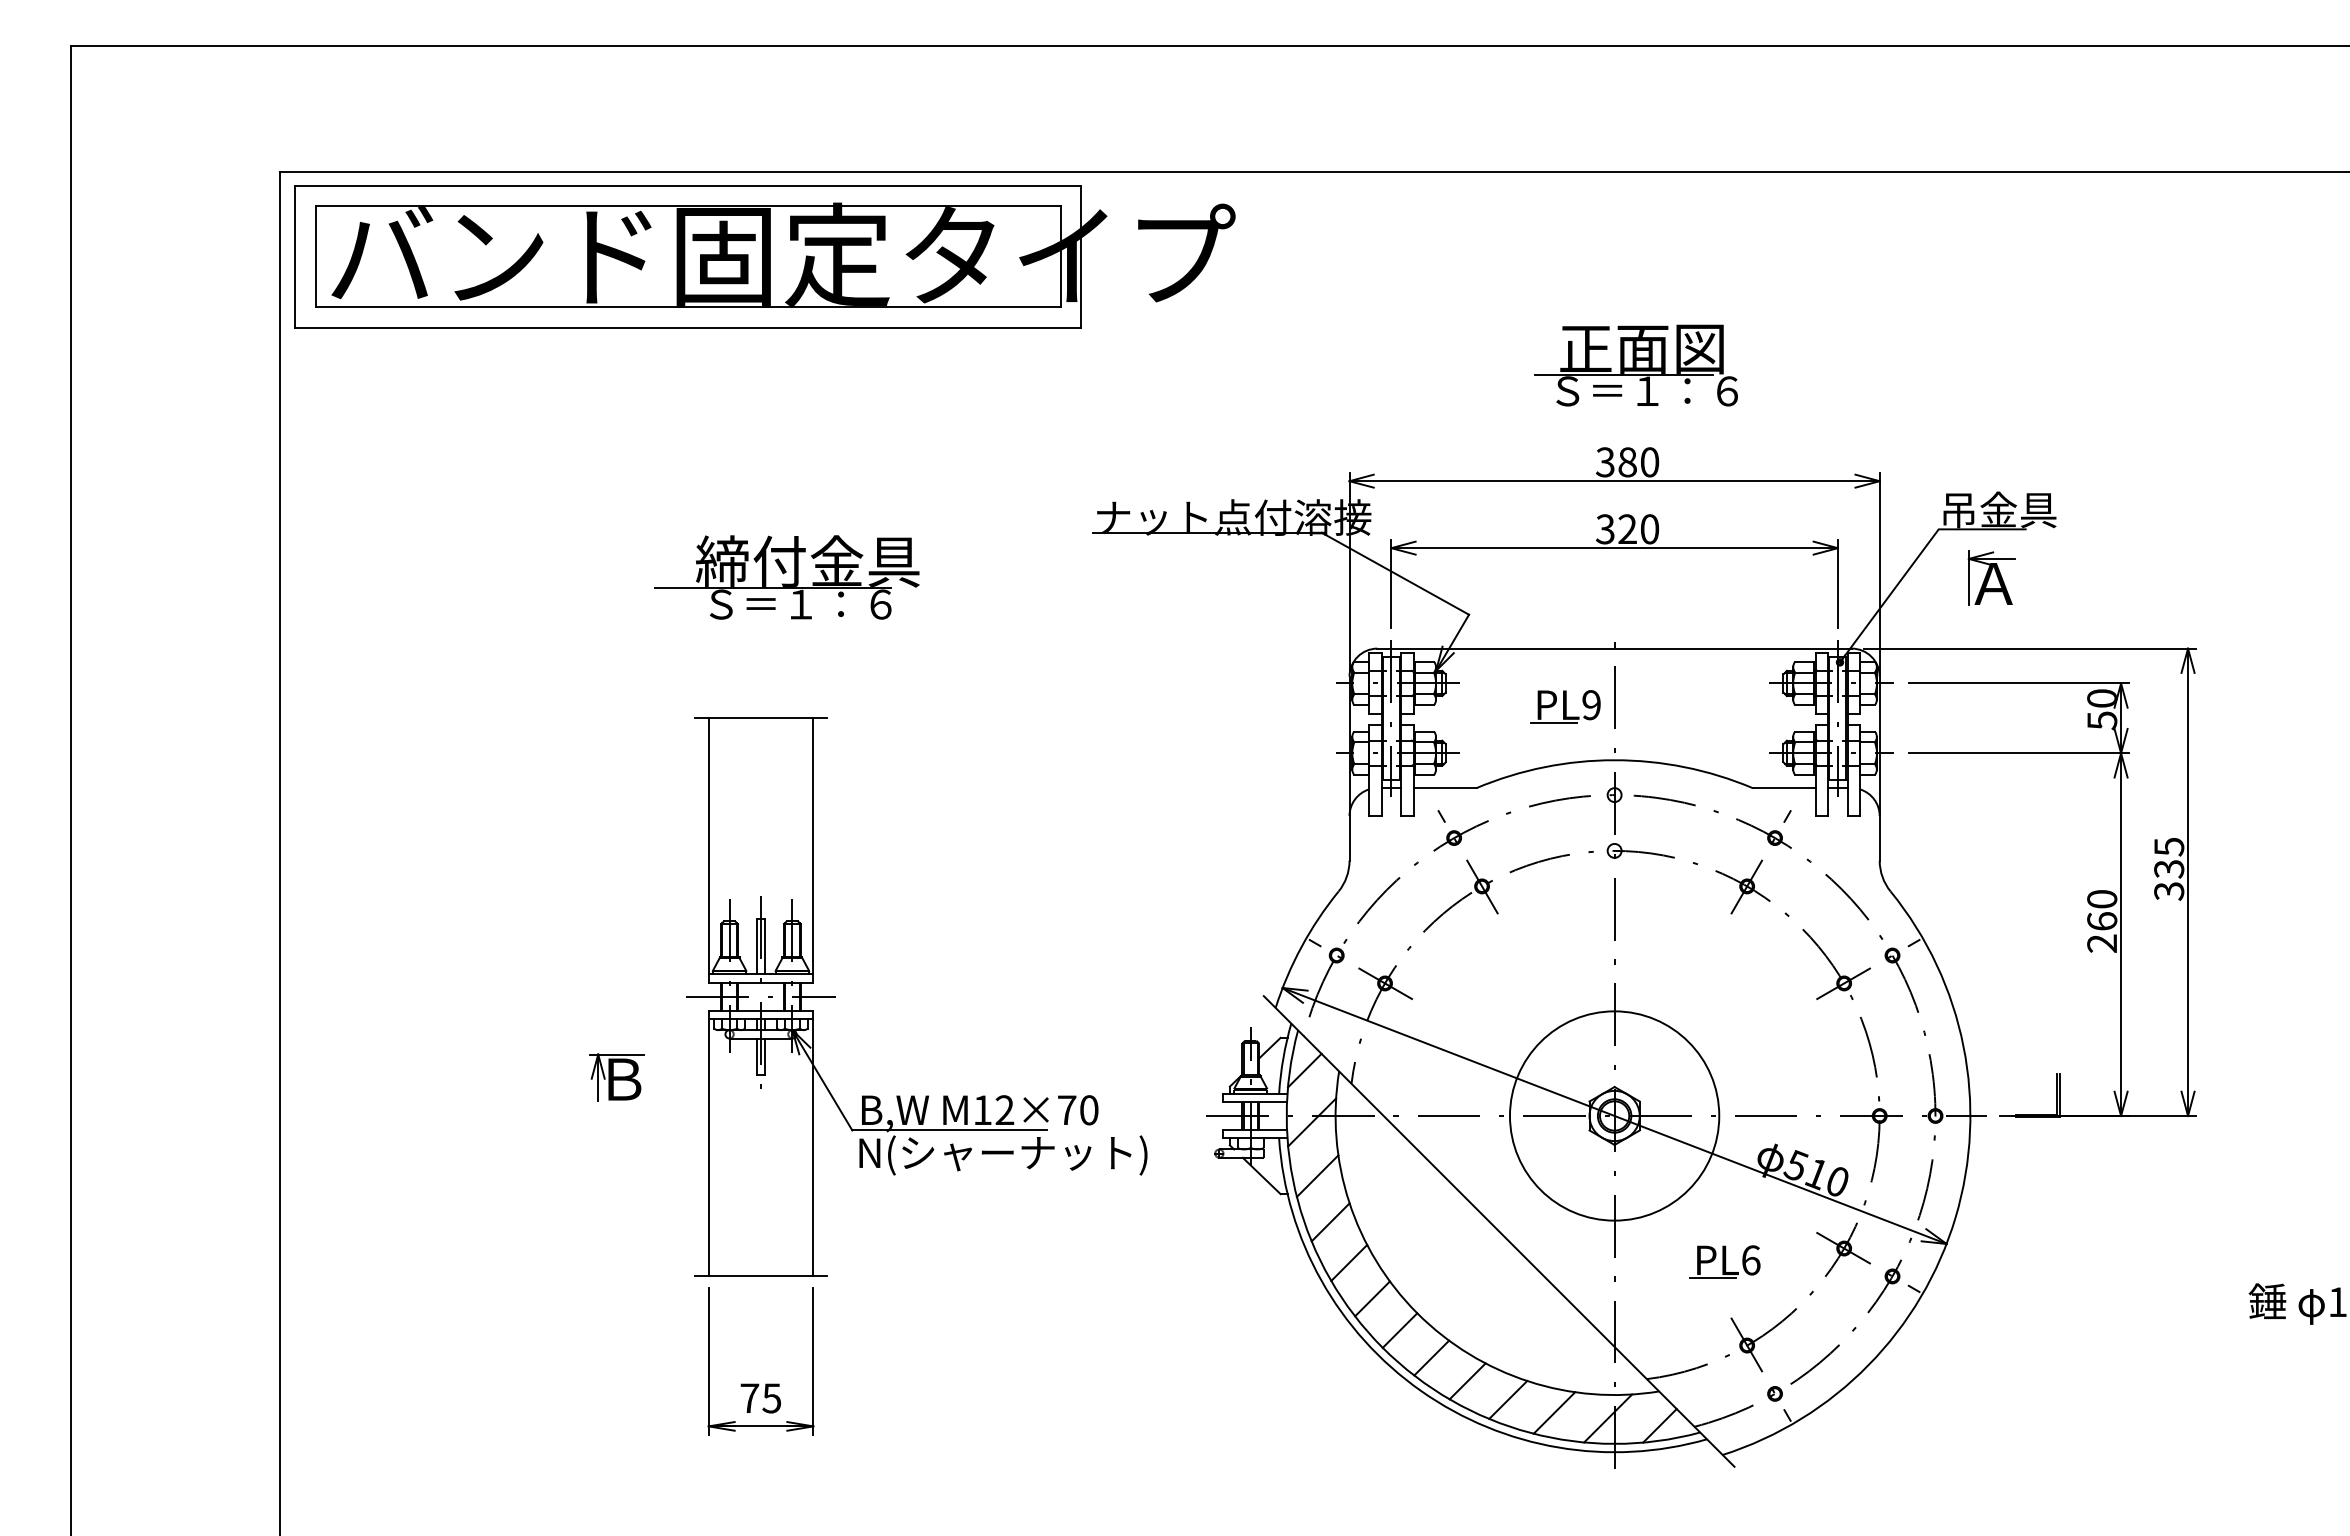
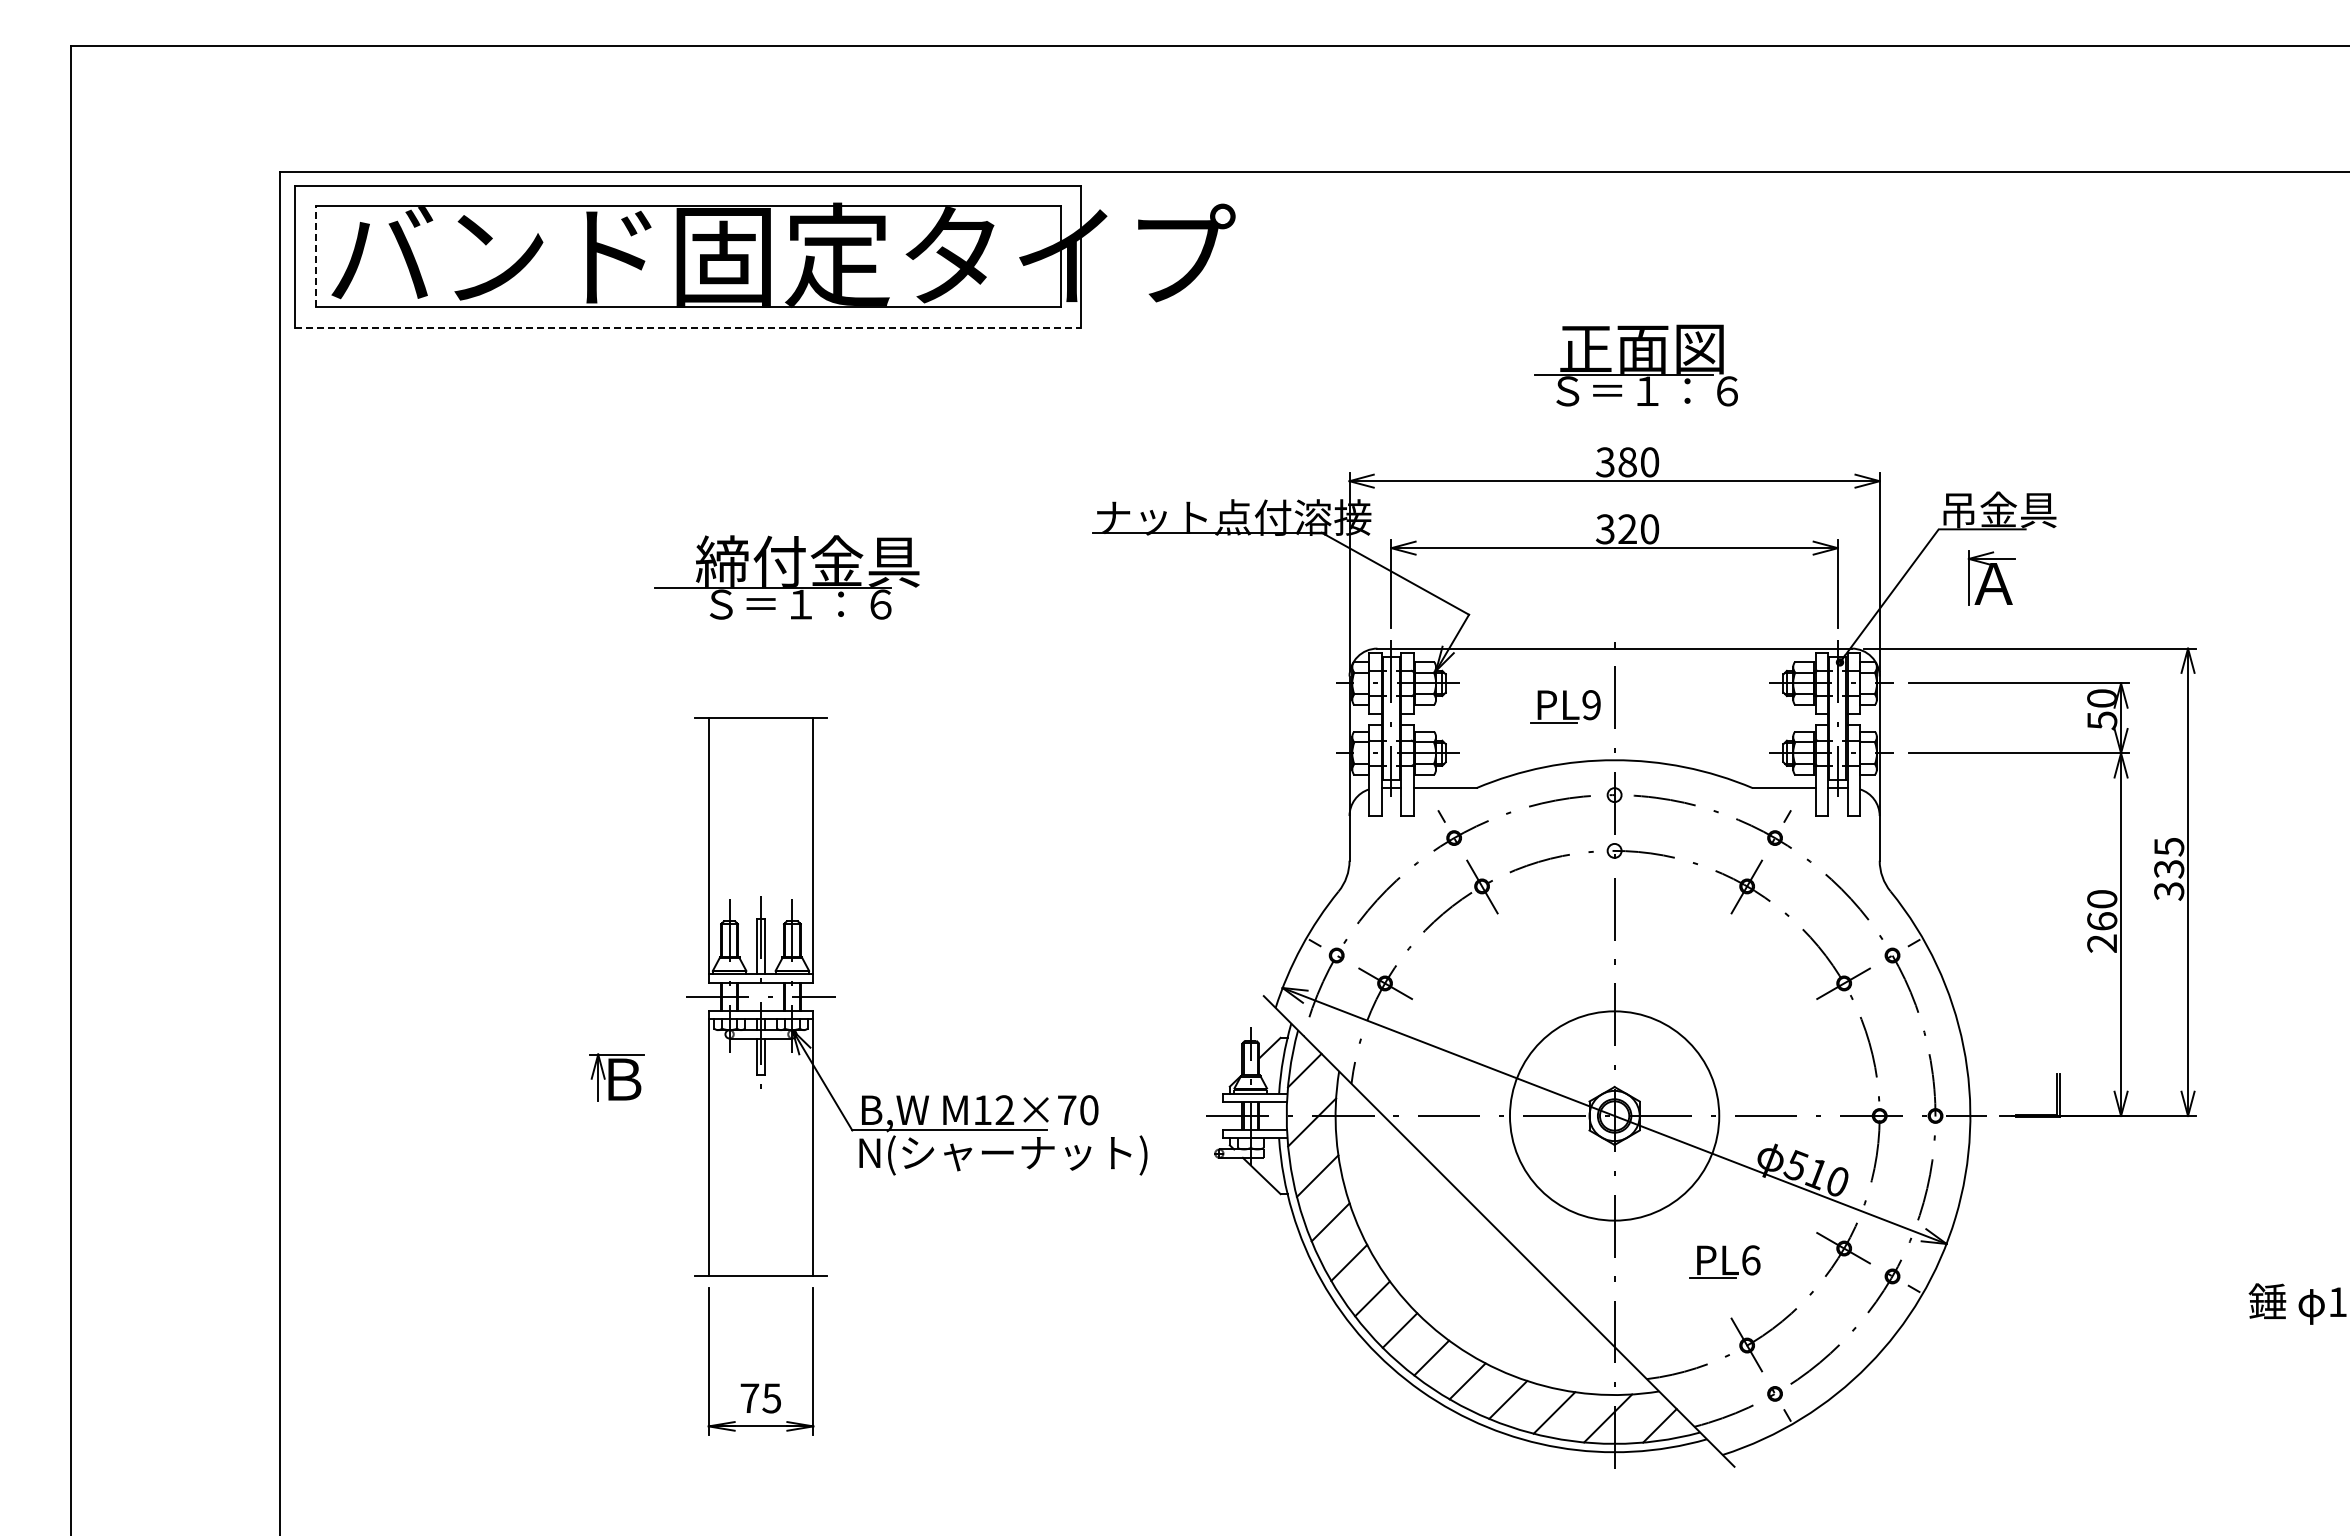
line: solid -> dashed (315, 256)
line: solid -> dashed (688, 327)
